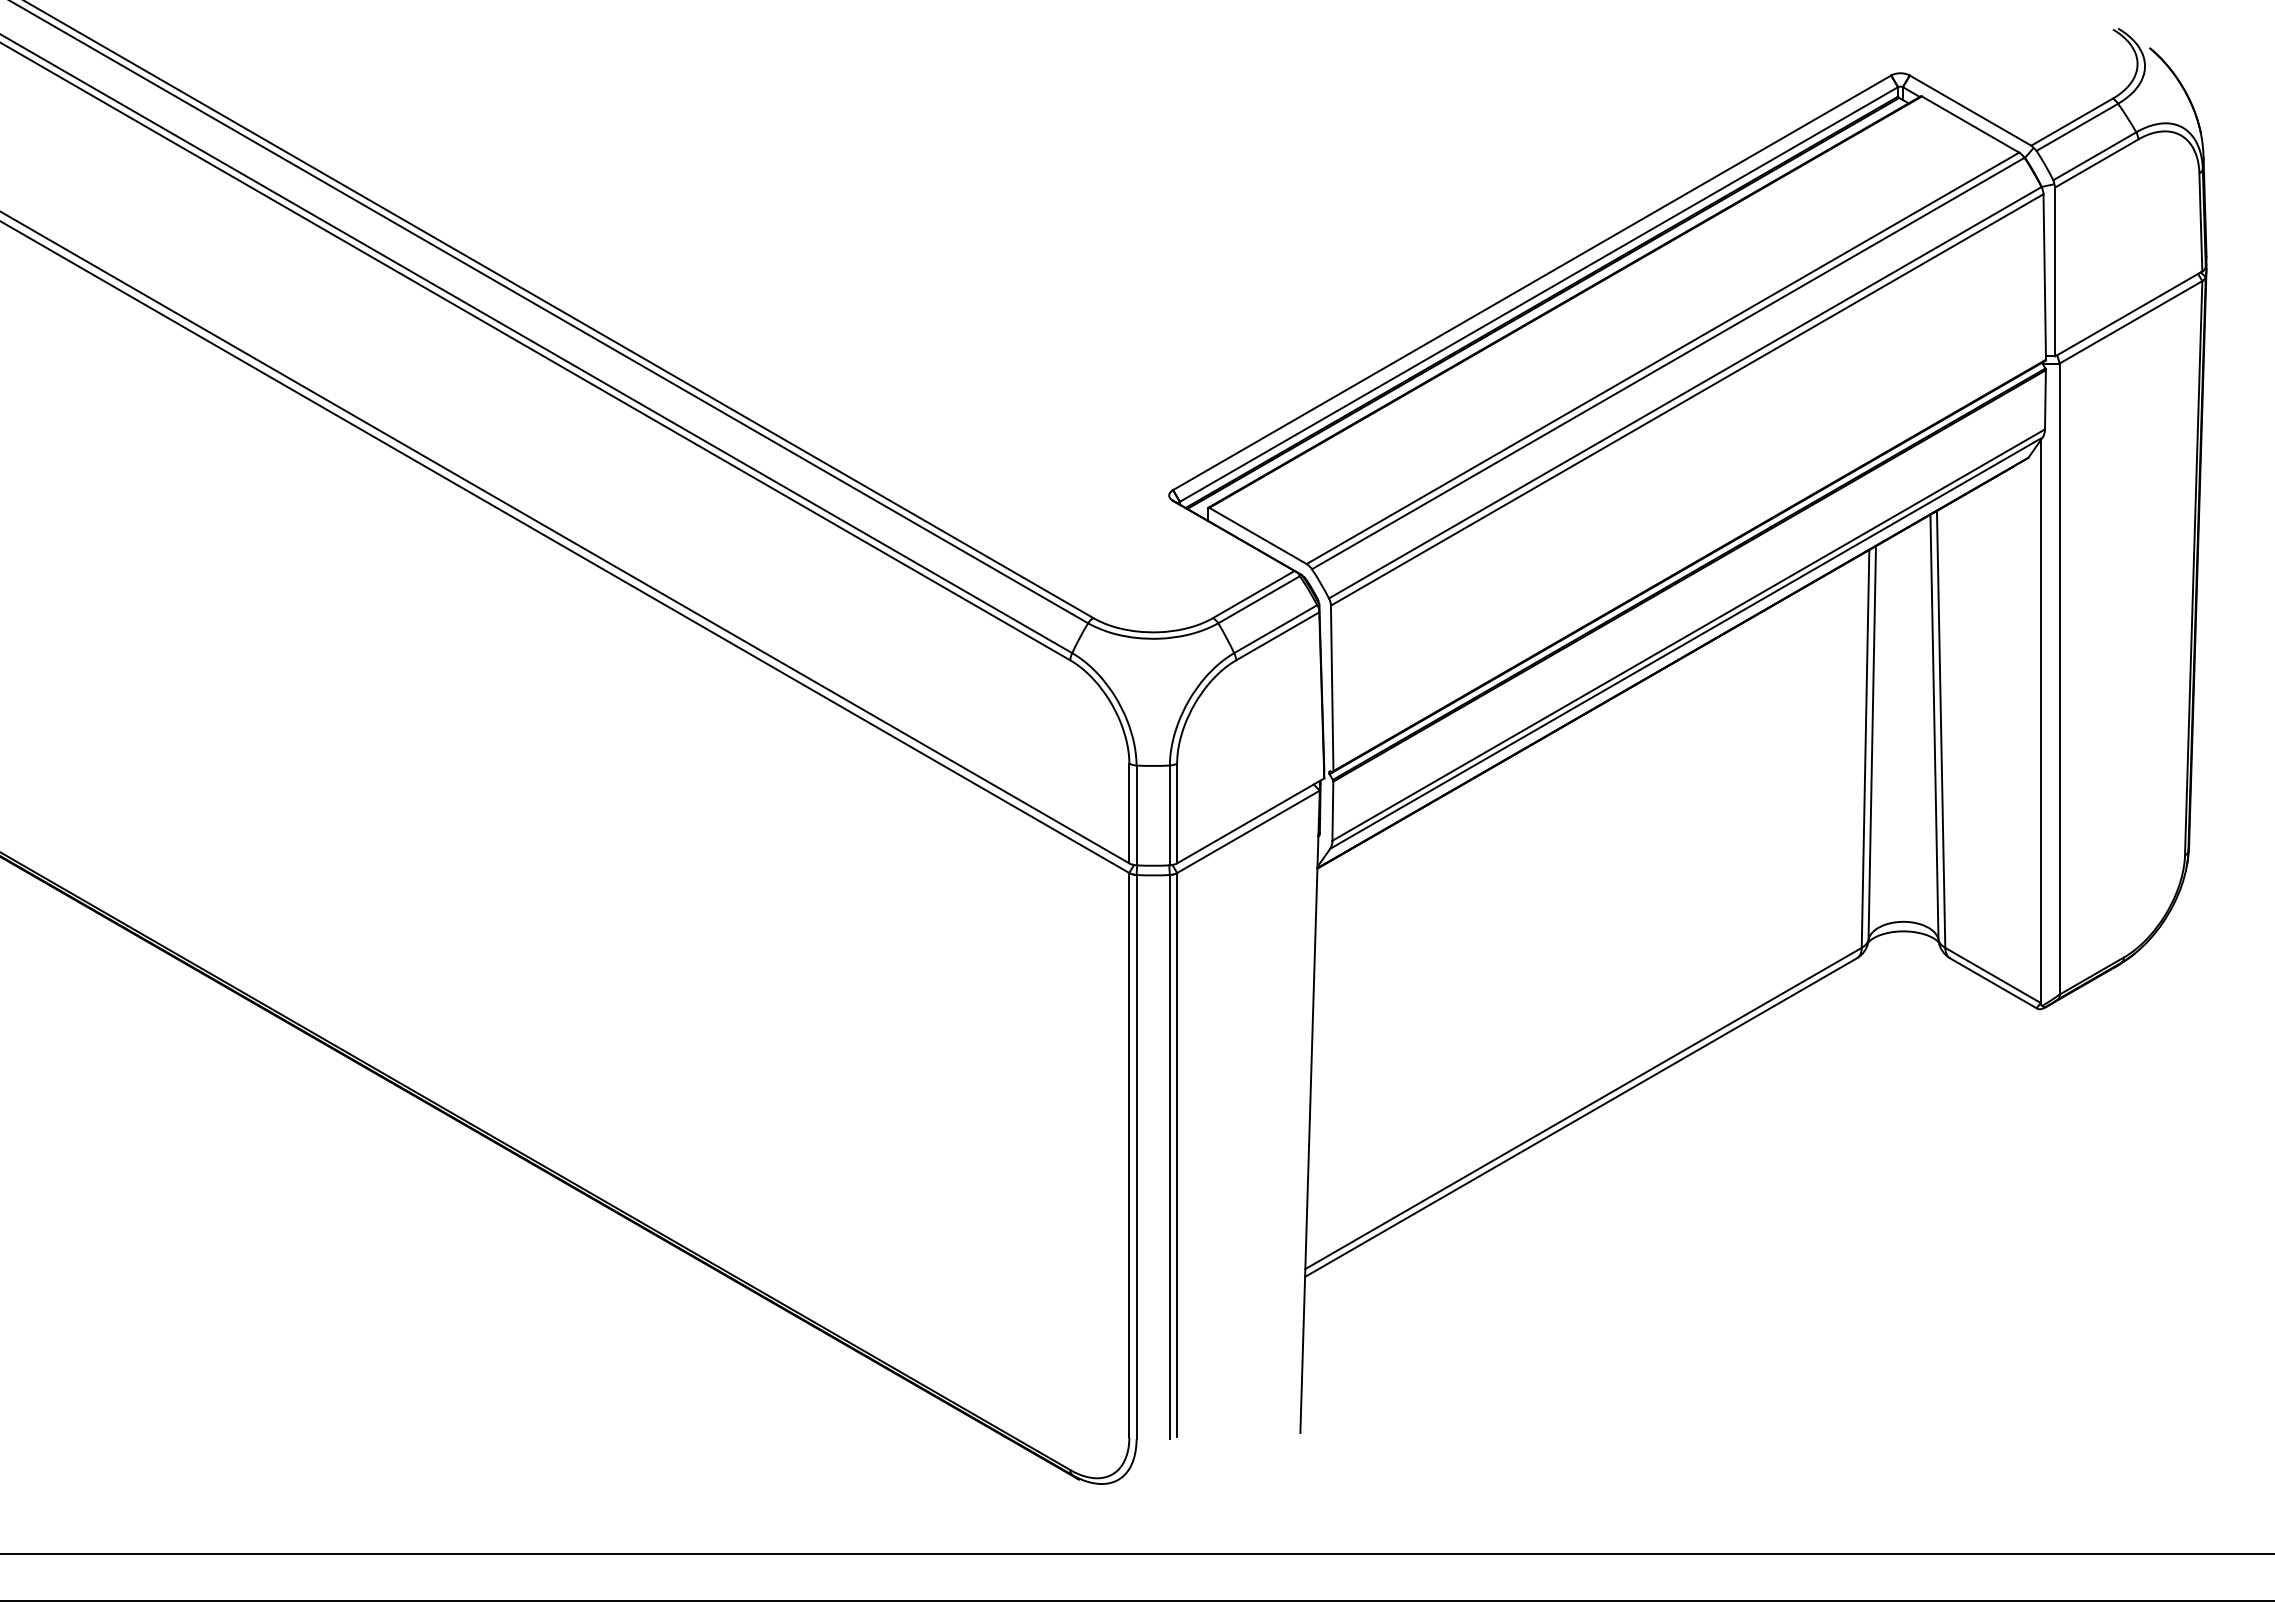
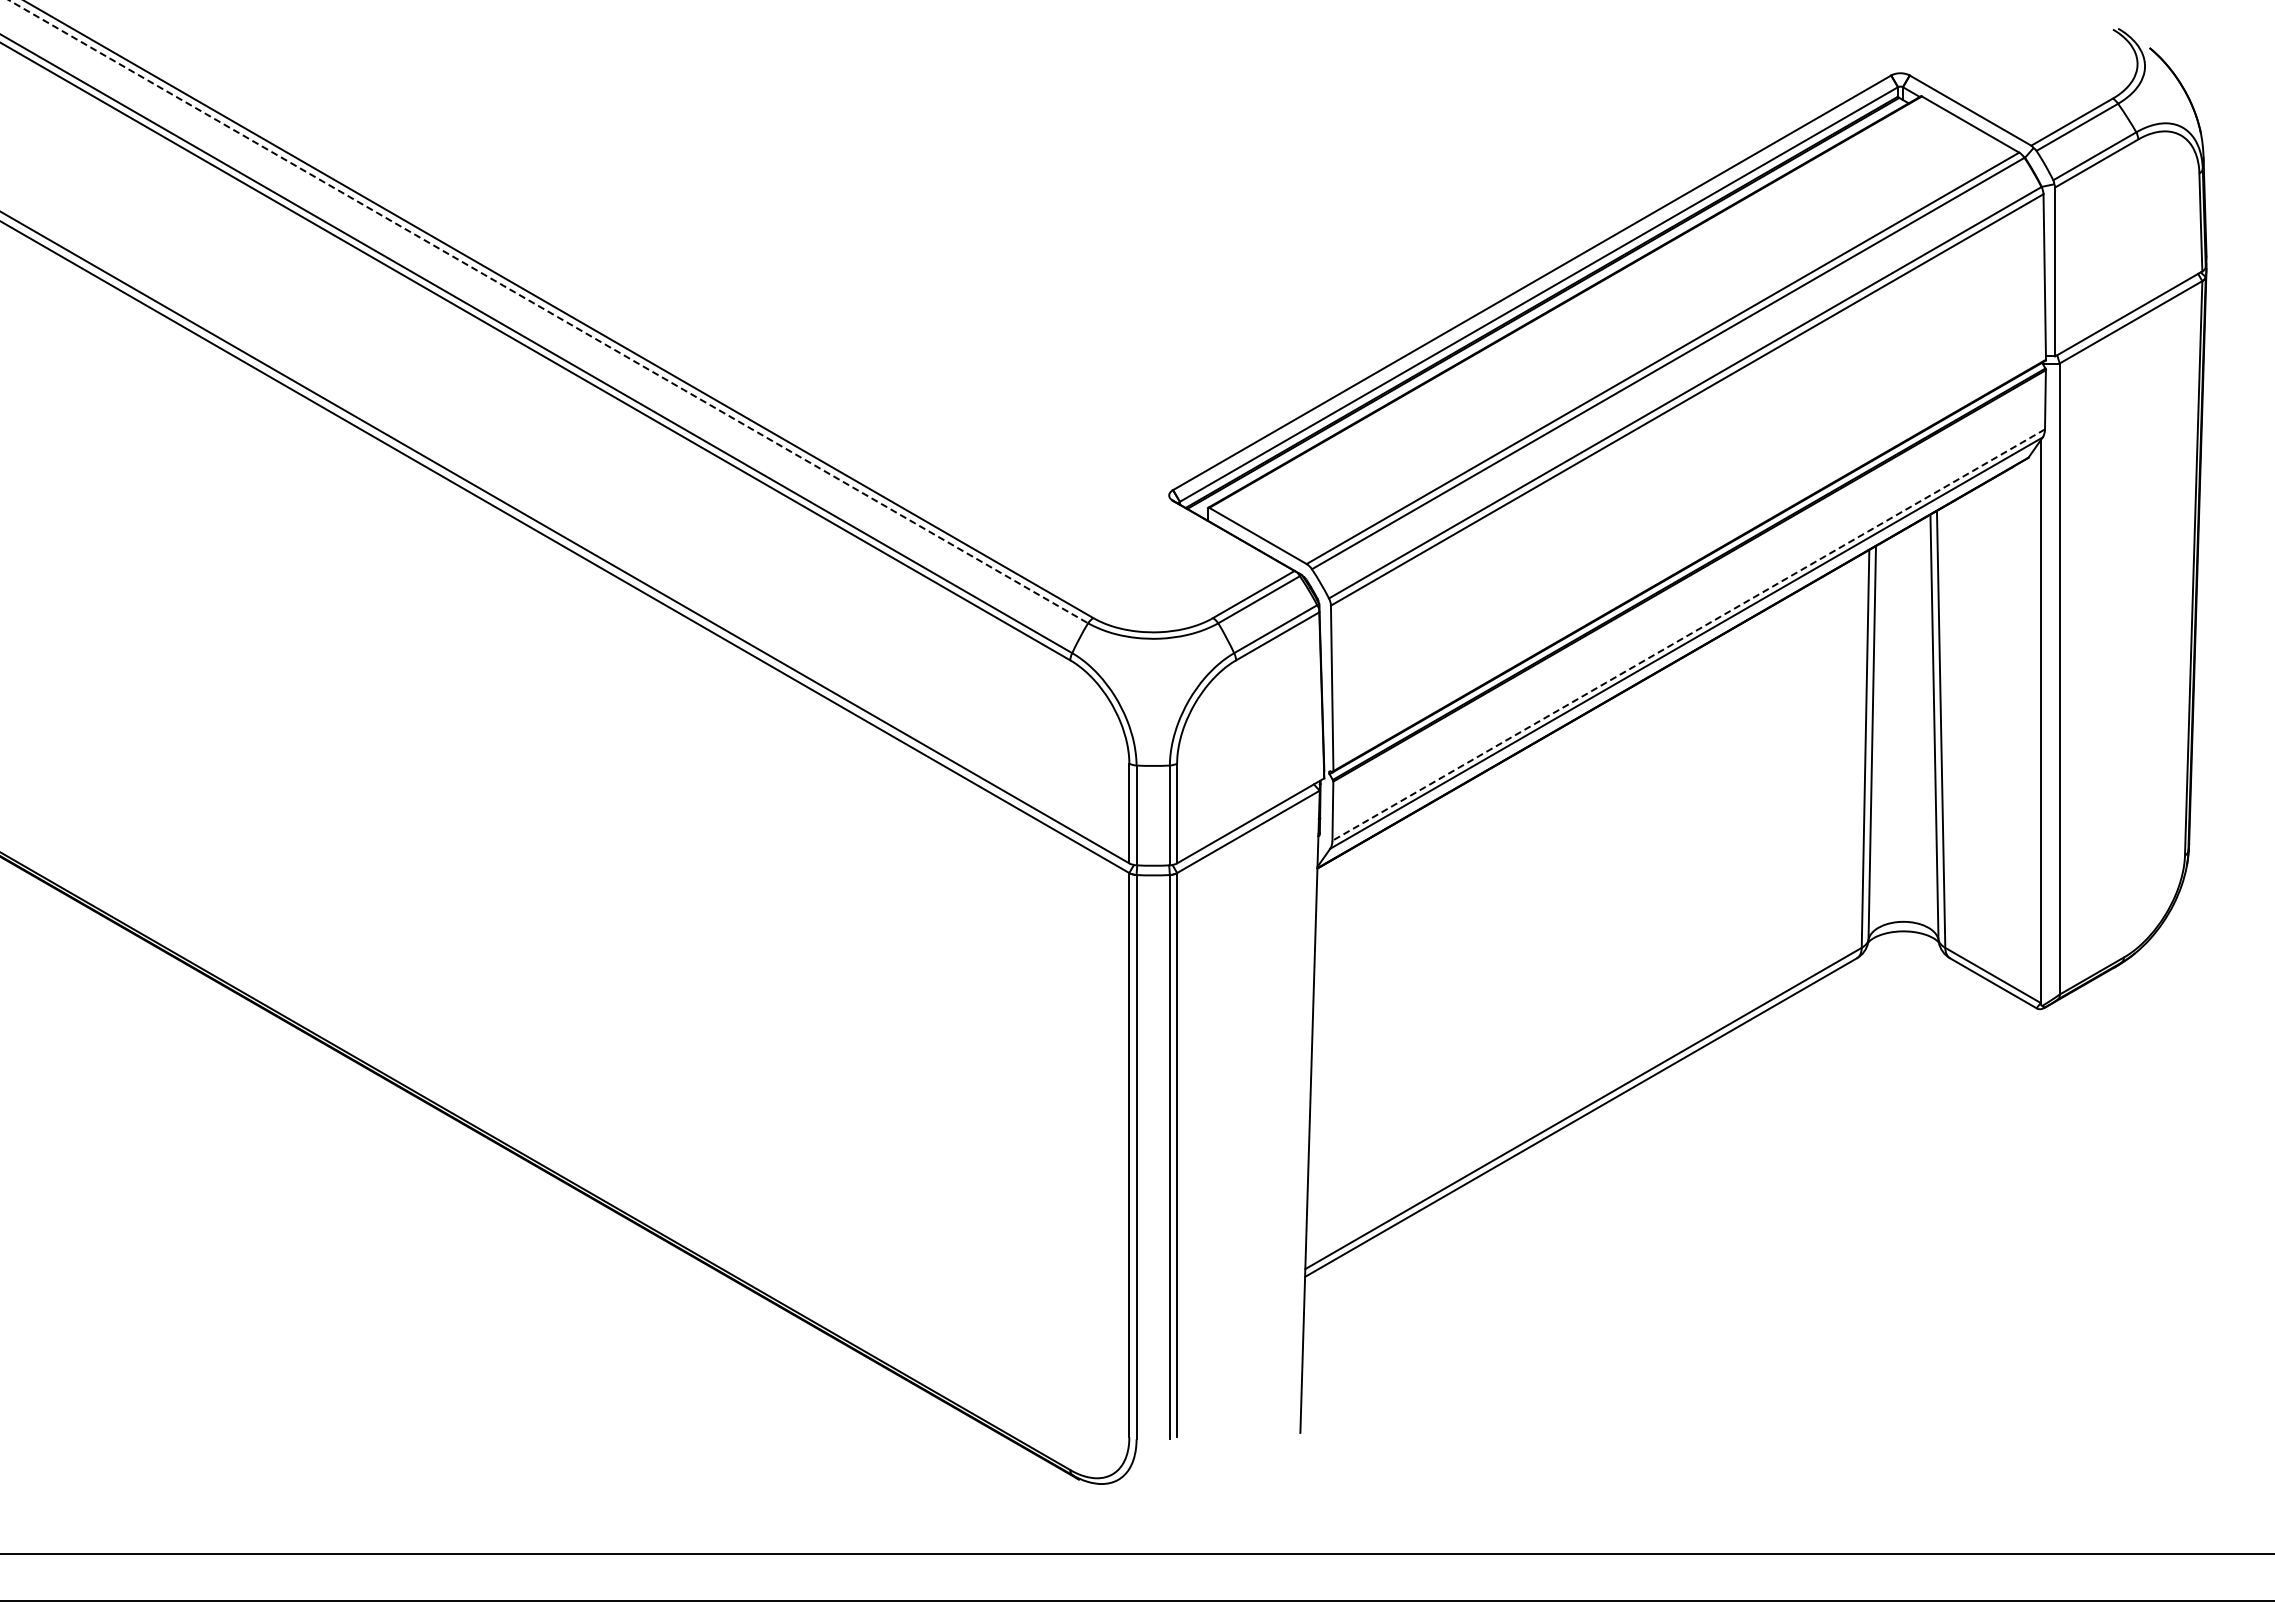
line: solid -> dashed (548, 311)
line: solid -> dashed (1688, 635)
